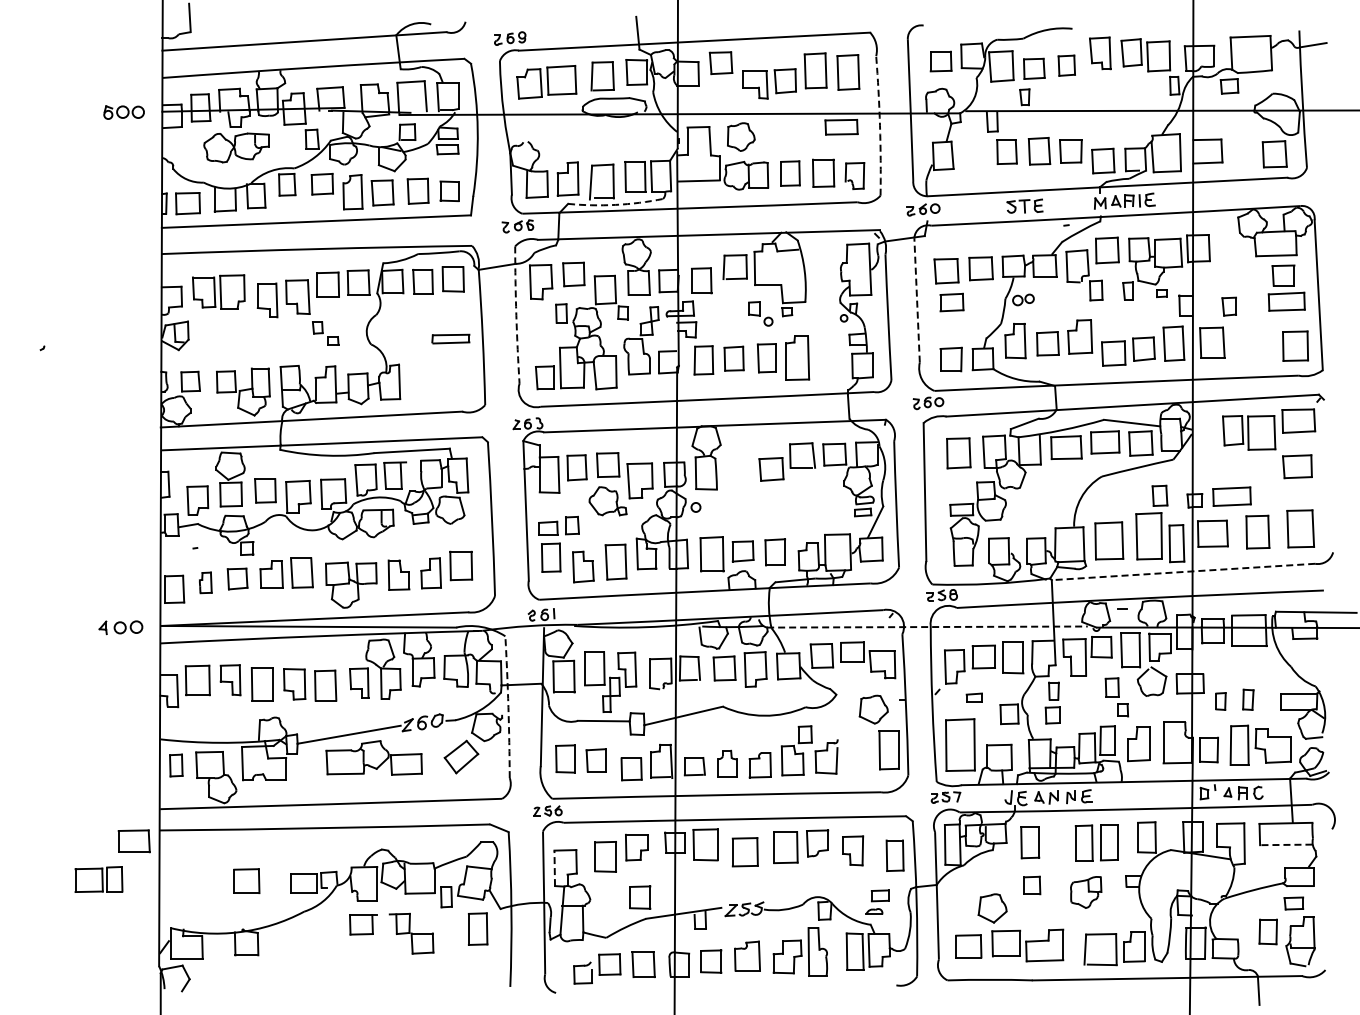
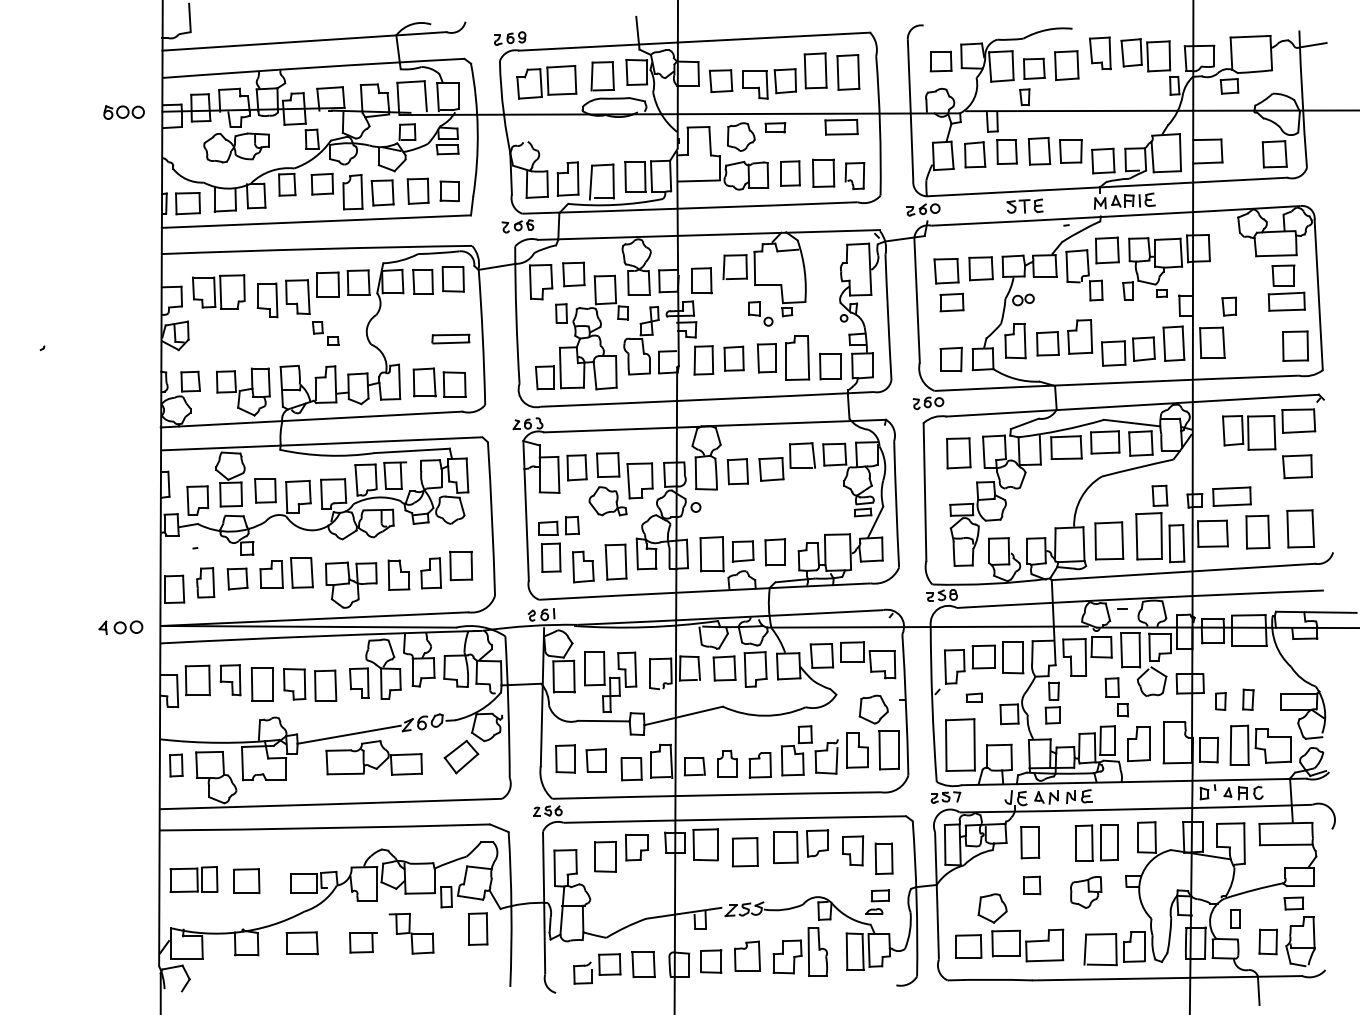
part position: (720, 63) -> (720, 81) (720, 81)
part size: 19x23 px -> 26x32 px (1066, 65)
arc: dashed -> solid (880, 125)
part: none -> present (775, 127)
part: none -> present (975, 154)
arc: dashed -> solid (615, 204)
line: dashed -> solid (917, 299)
arc: dashed -> solid (516, 315)
part: none -> present (830, 366)
part: none -> present (439, 382)
part: none -> present (737, 471)
line: dashed -> solid (1183, 571)
part size: 14x24 px -> 20x32 px (205, 582)
line: dashed -> solid (927, 627)
arc: dashed -> solid (508, 707)
part: none -> present (857, 750)
part position: (133, 841) -> (301, 943) (301, 943)
line: dashed -> solid (1285, 844)
part position: (894, 855) -> (883, 858) (883, 858)
line: dashed -> solid (554, 868)
part position: (98, 879) -> (193, 879) (193, 879)
part: present -> none (640, 897)
part: none -> present (1235, 918)
part position: (363, 924) -> (363, 942) (363, 942)
part position: (1267, 931) -> (1267, 941) (1267, 941)
